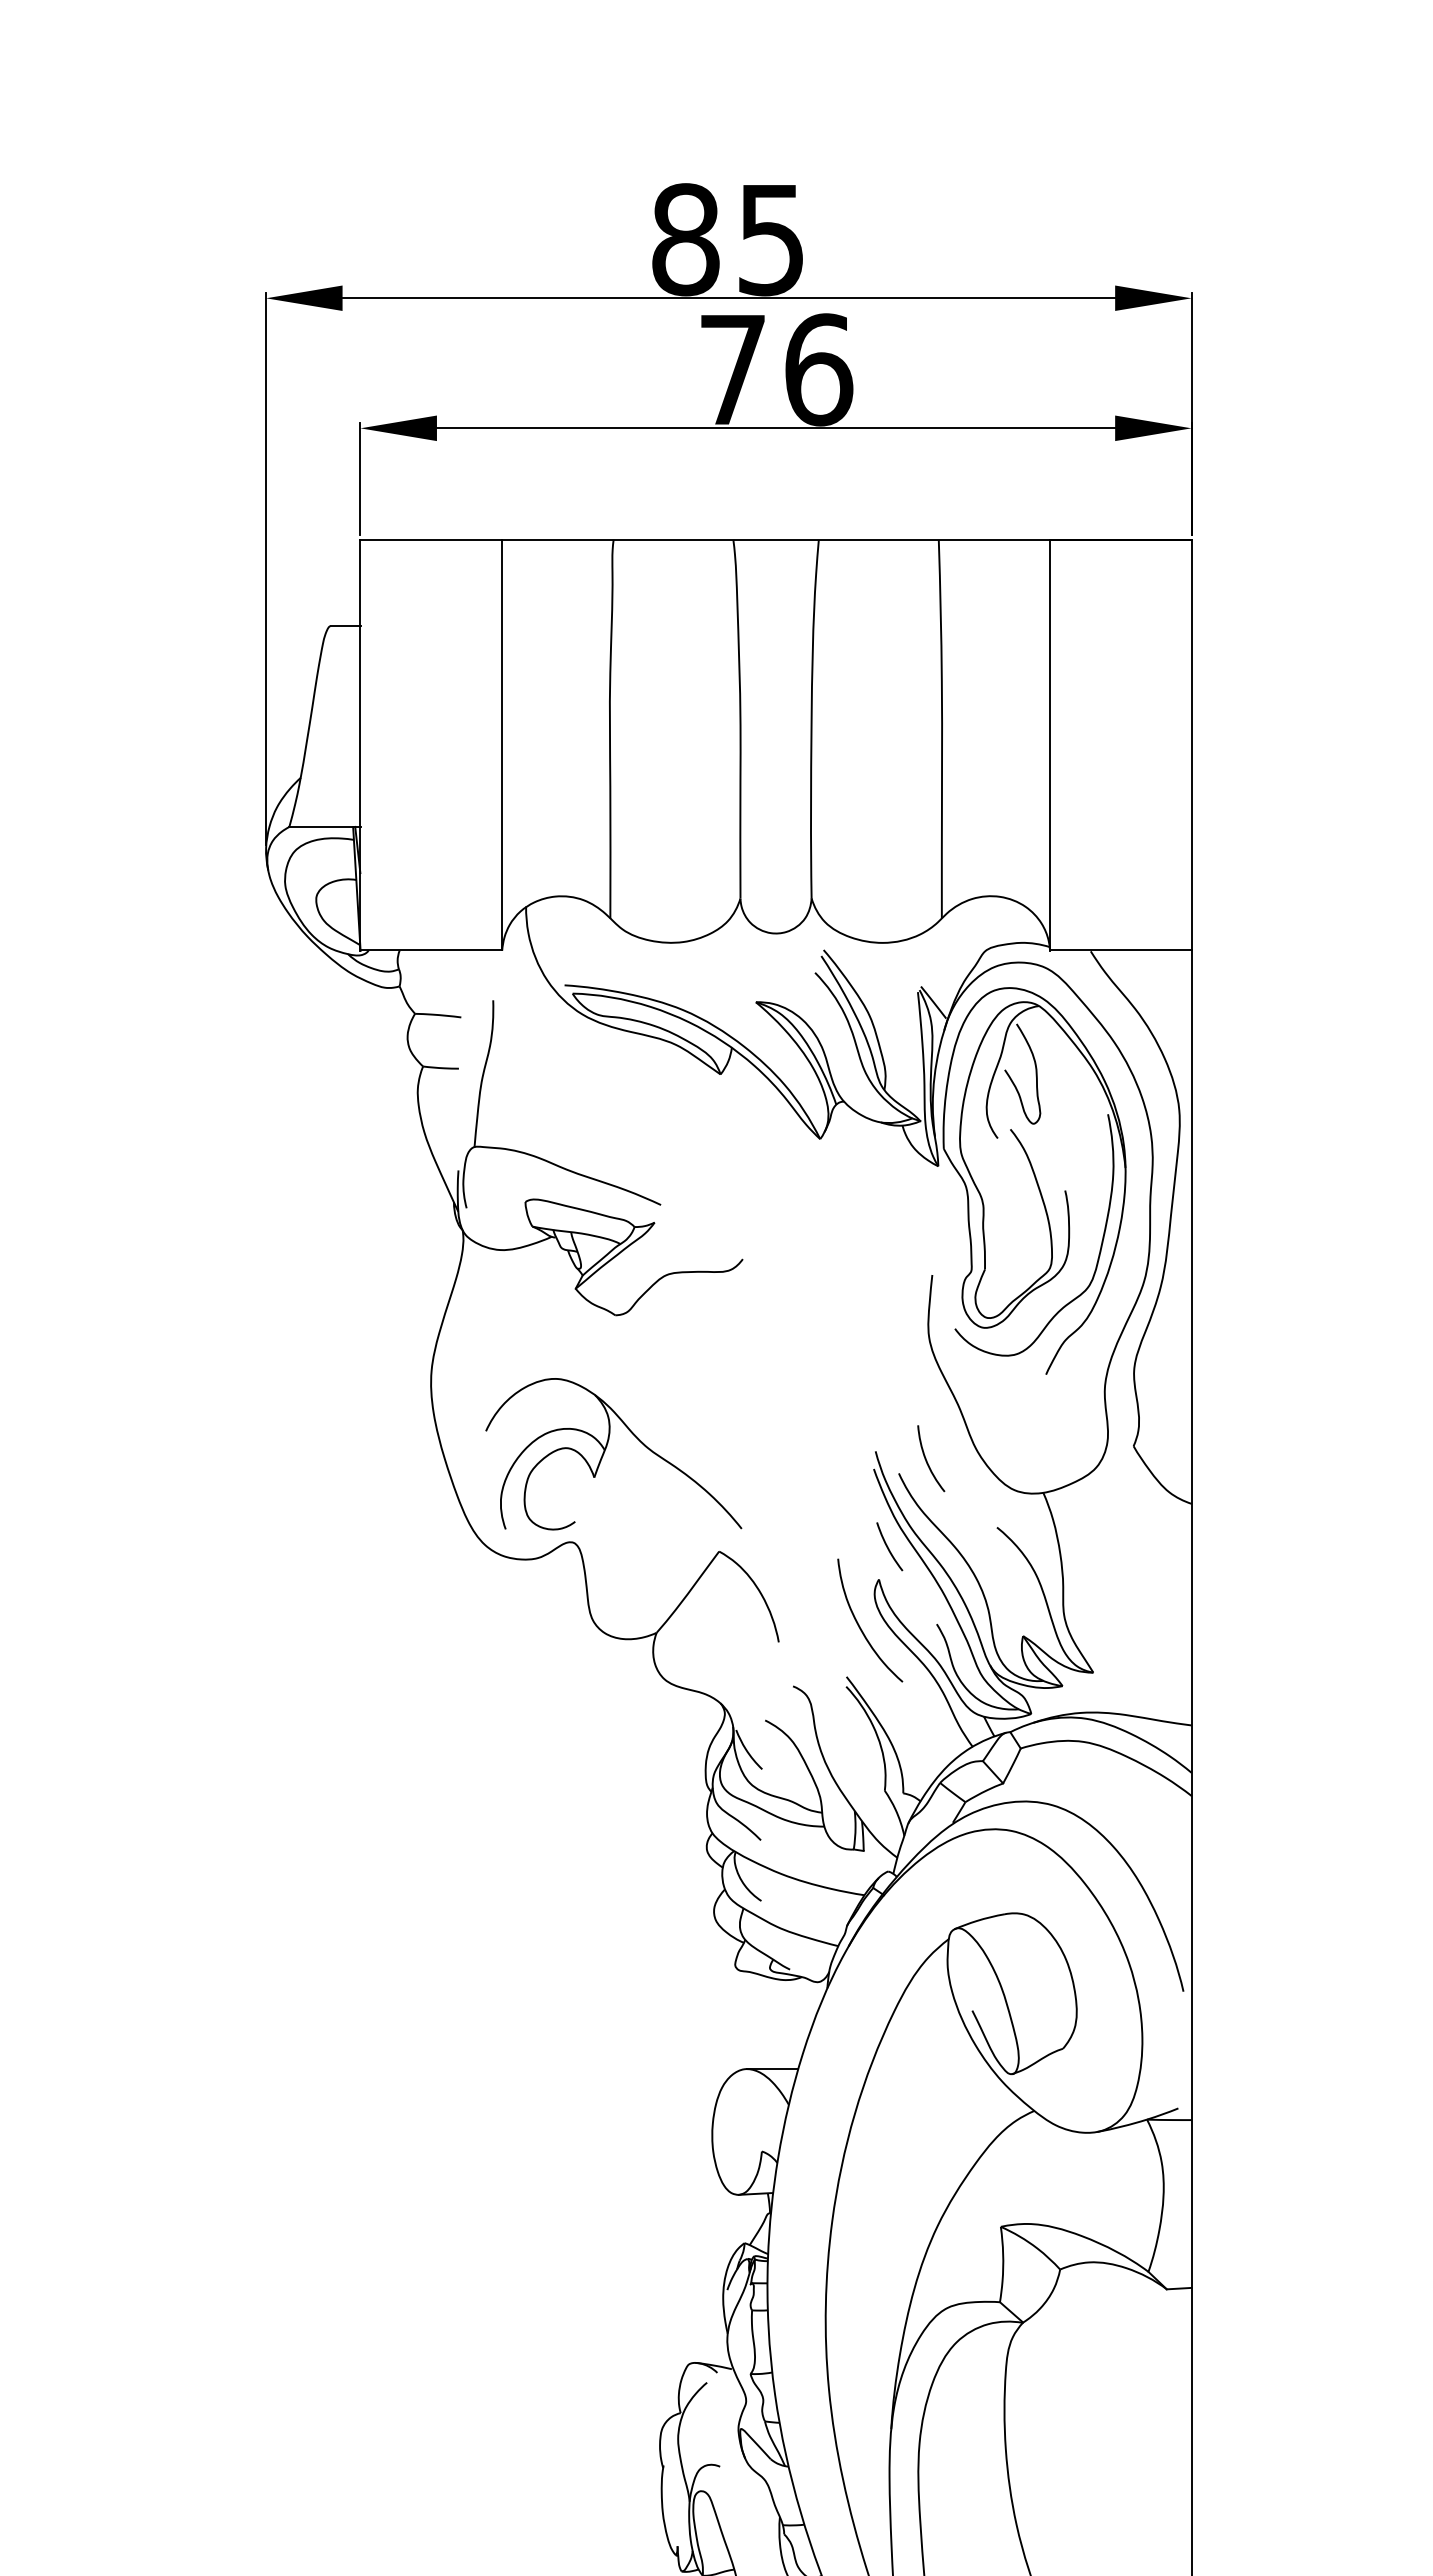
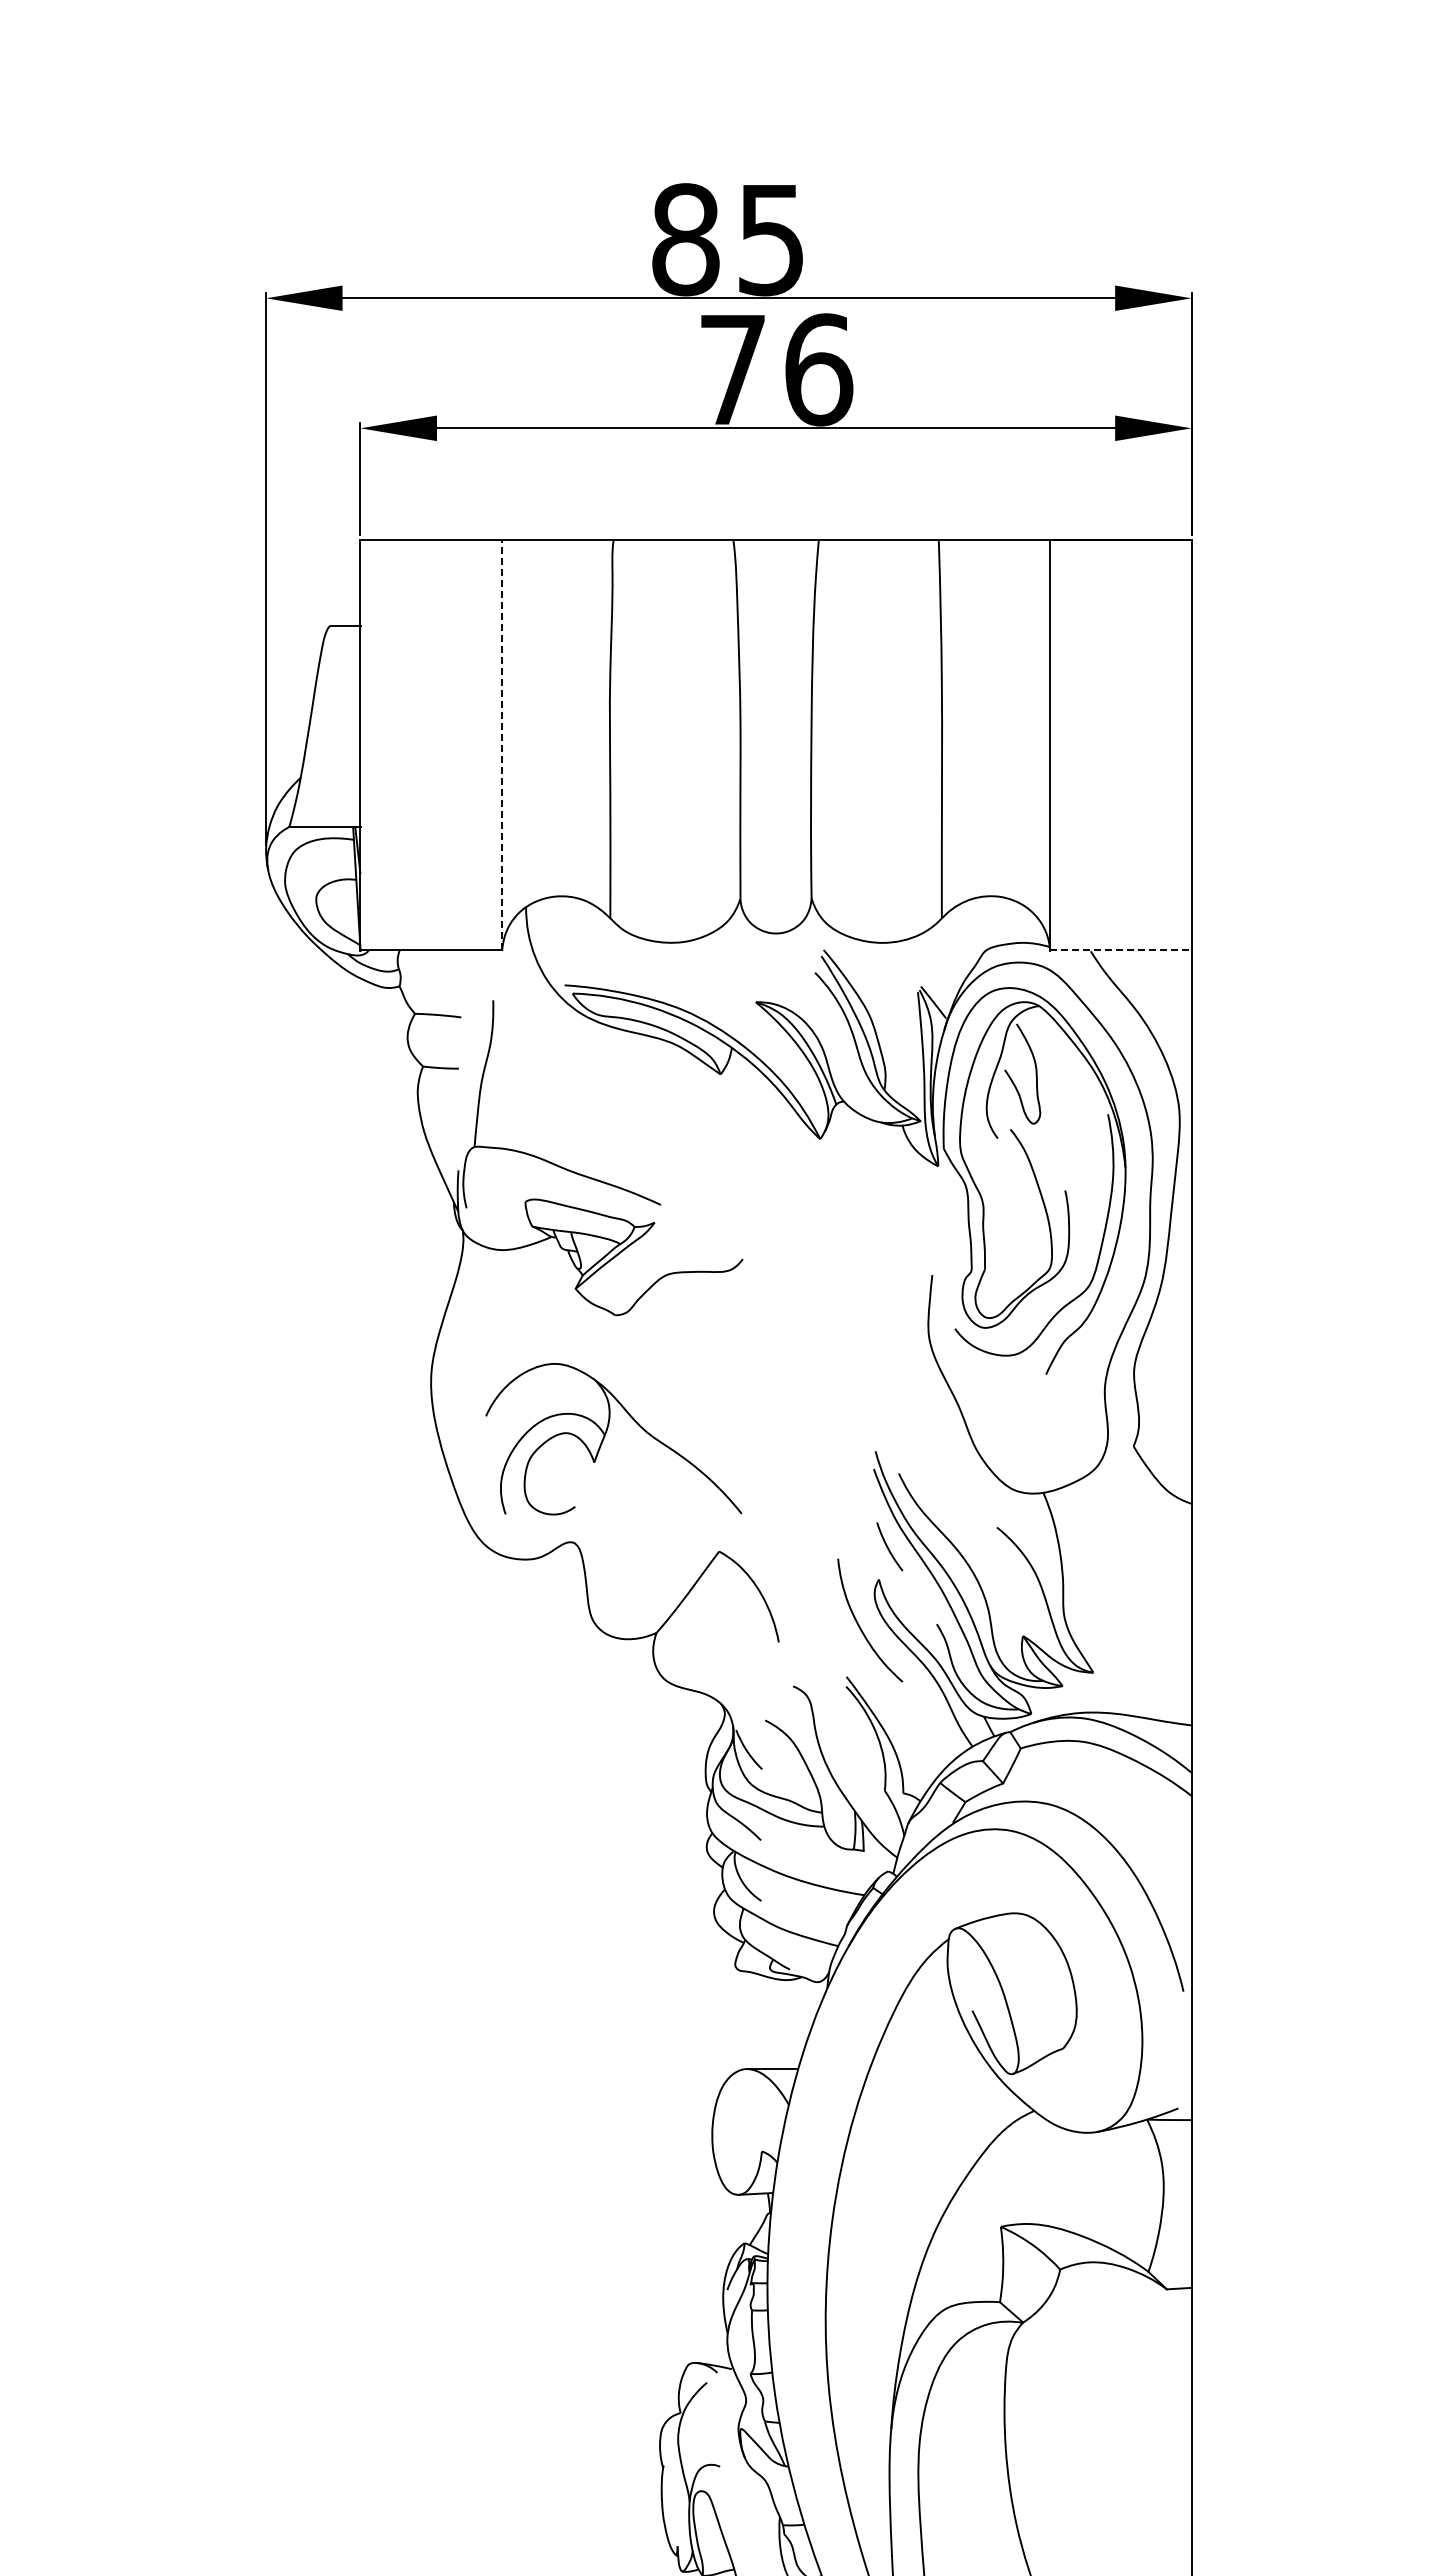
line: solid -> dashed (502, 744)
line: solid -> dashed (1120, 950)
part position: (605, 1451) -> (605, 1436) (605, 1436)
curve: present -> none (927, 1460)
